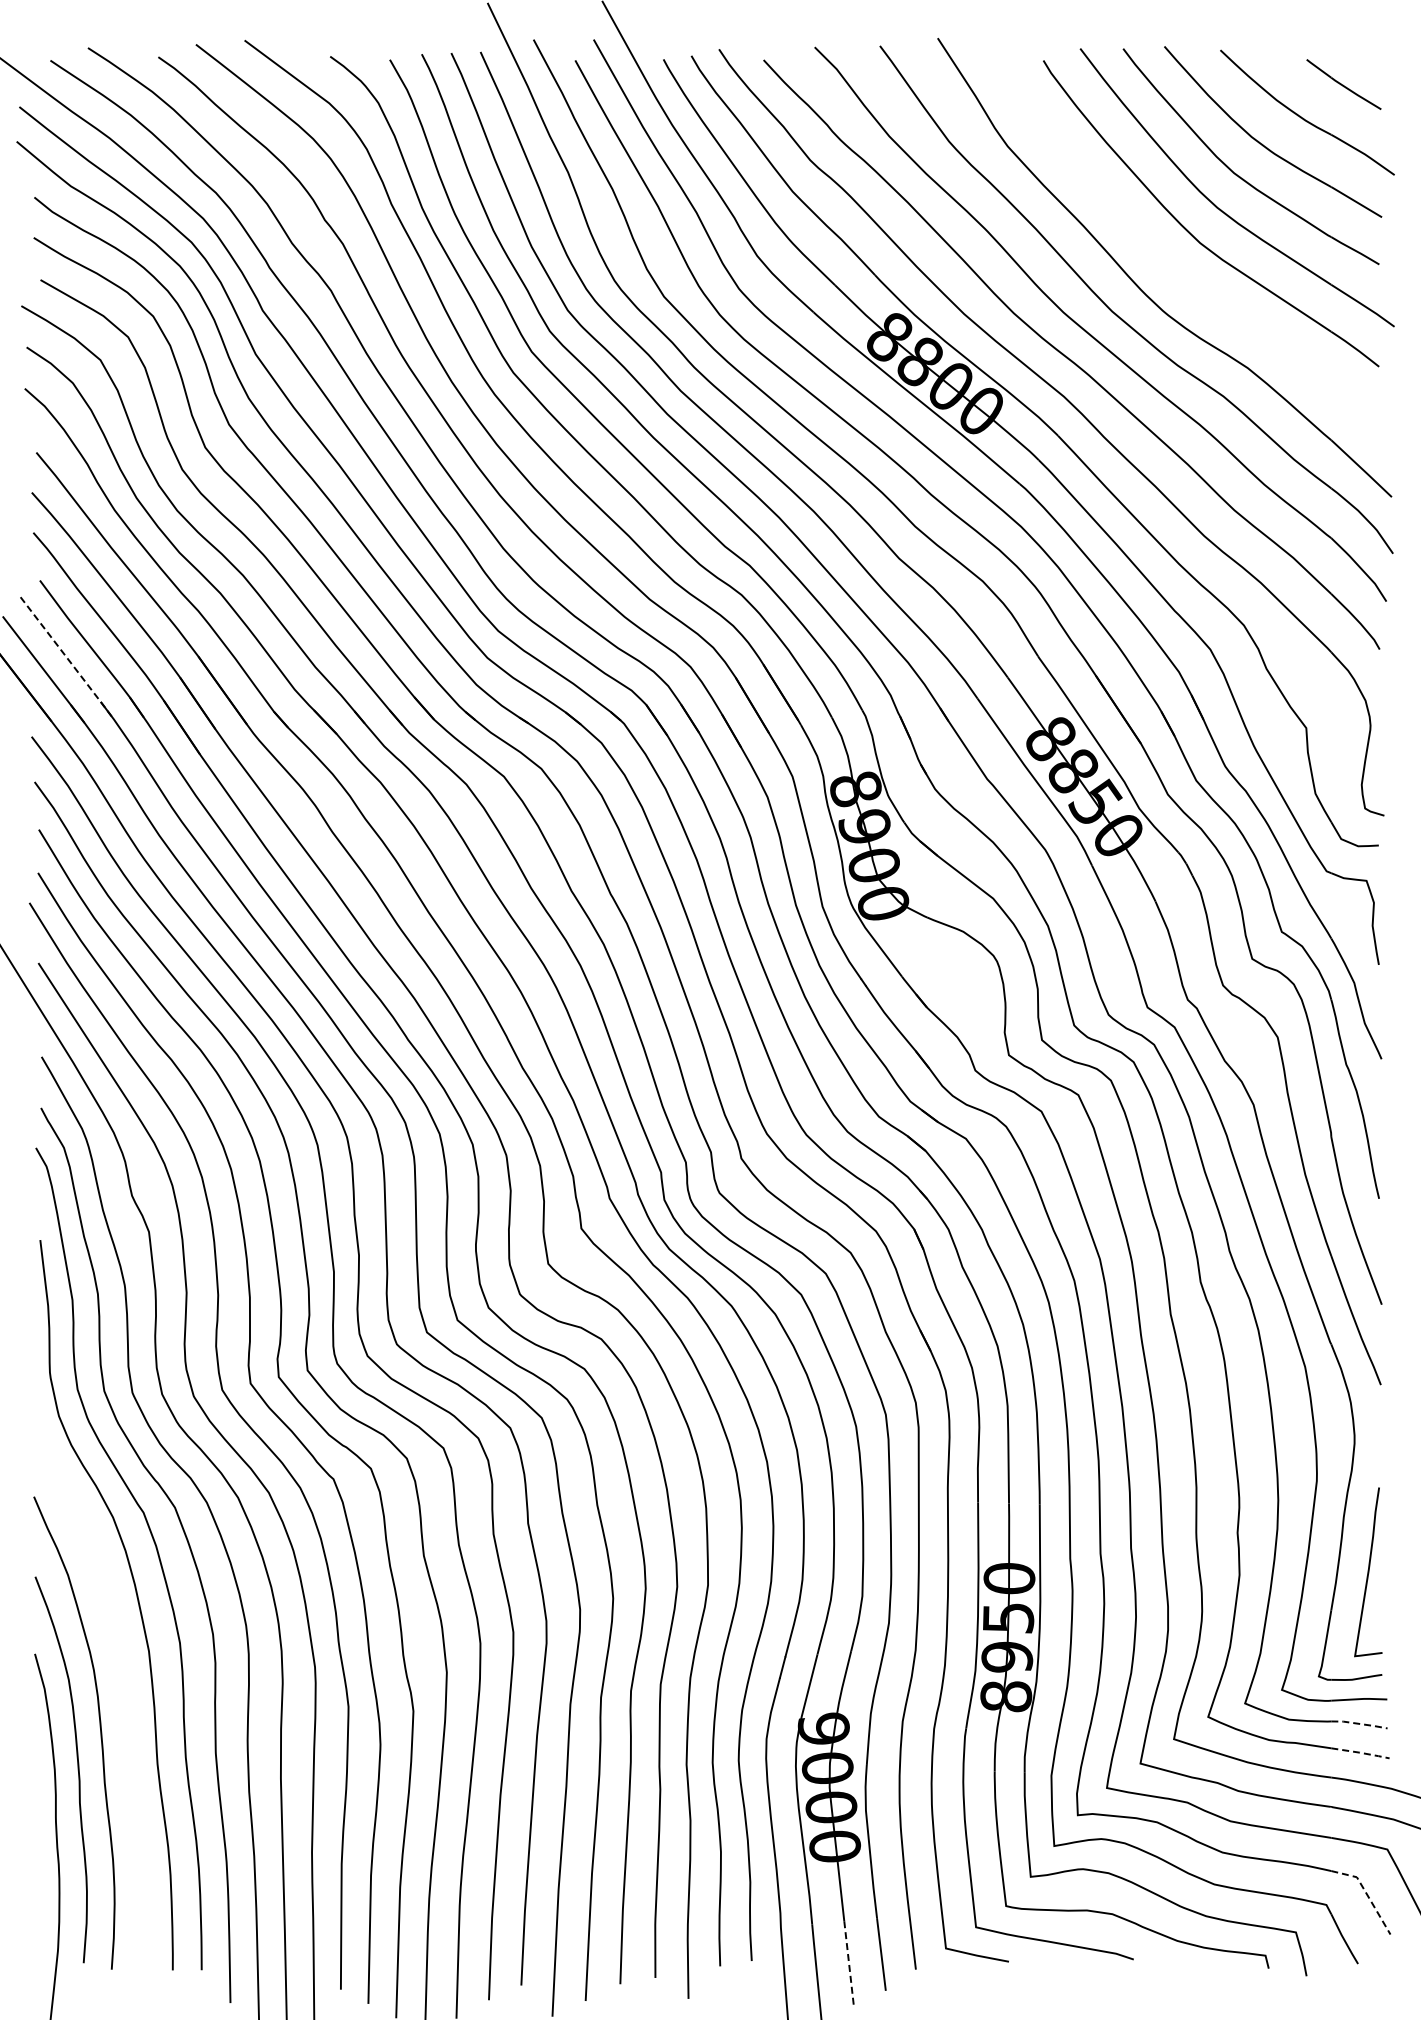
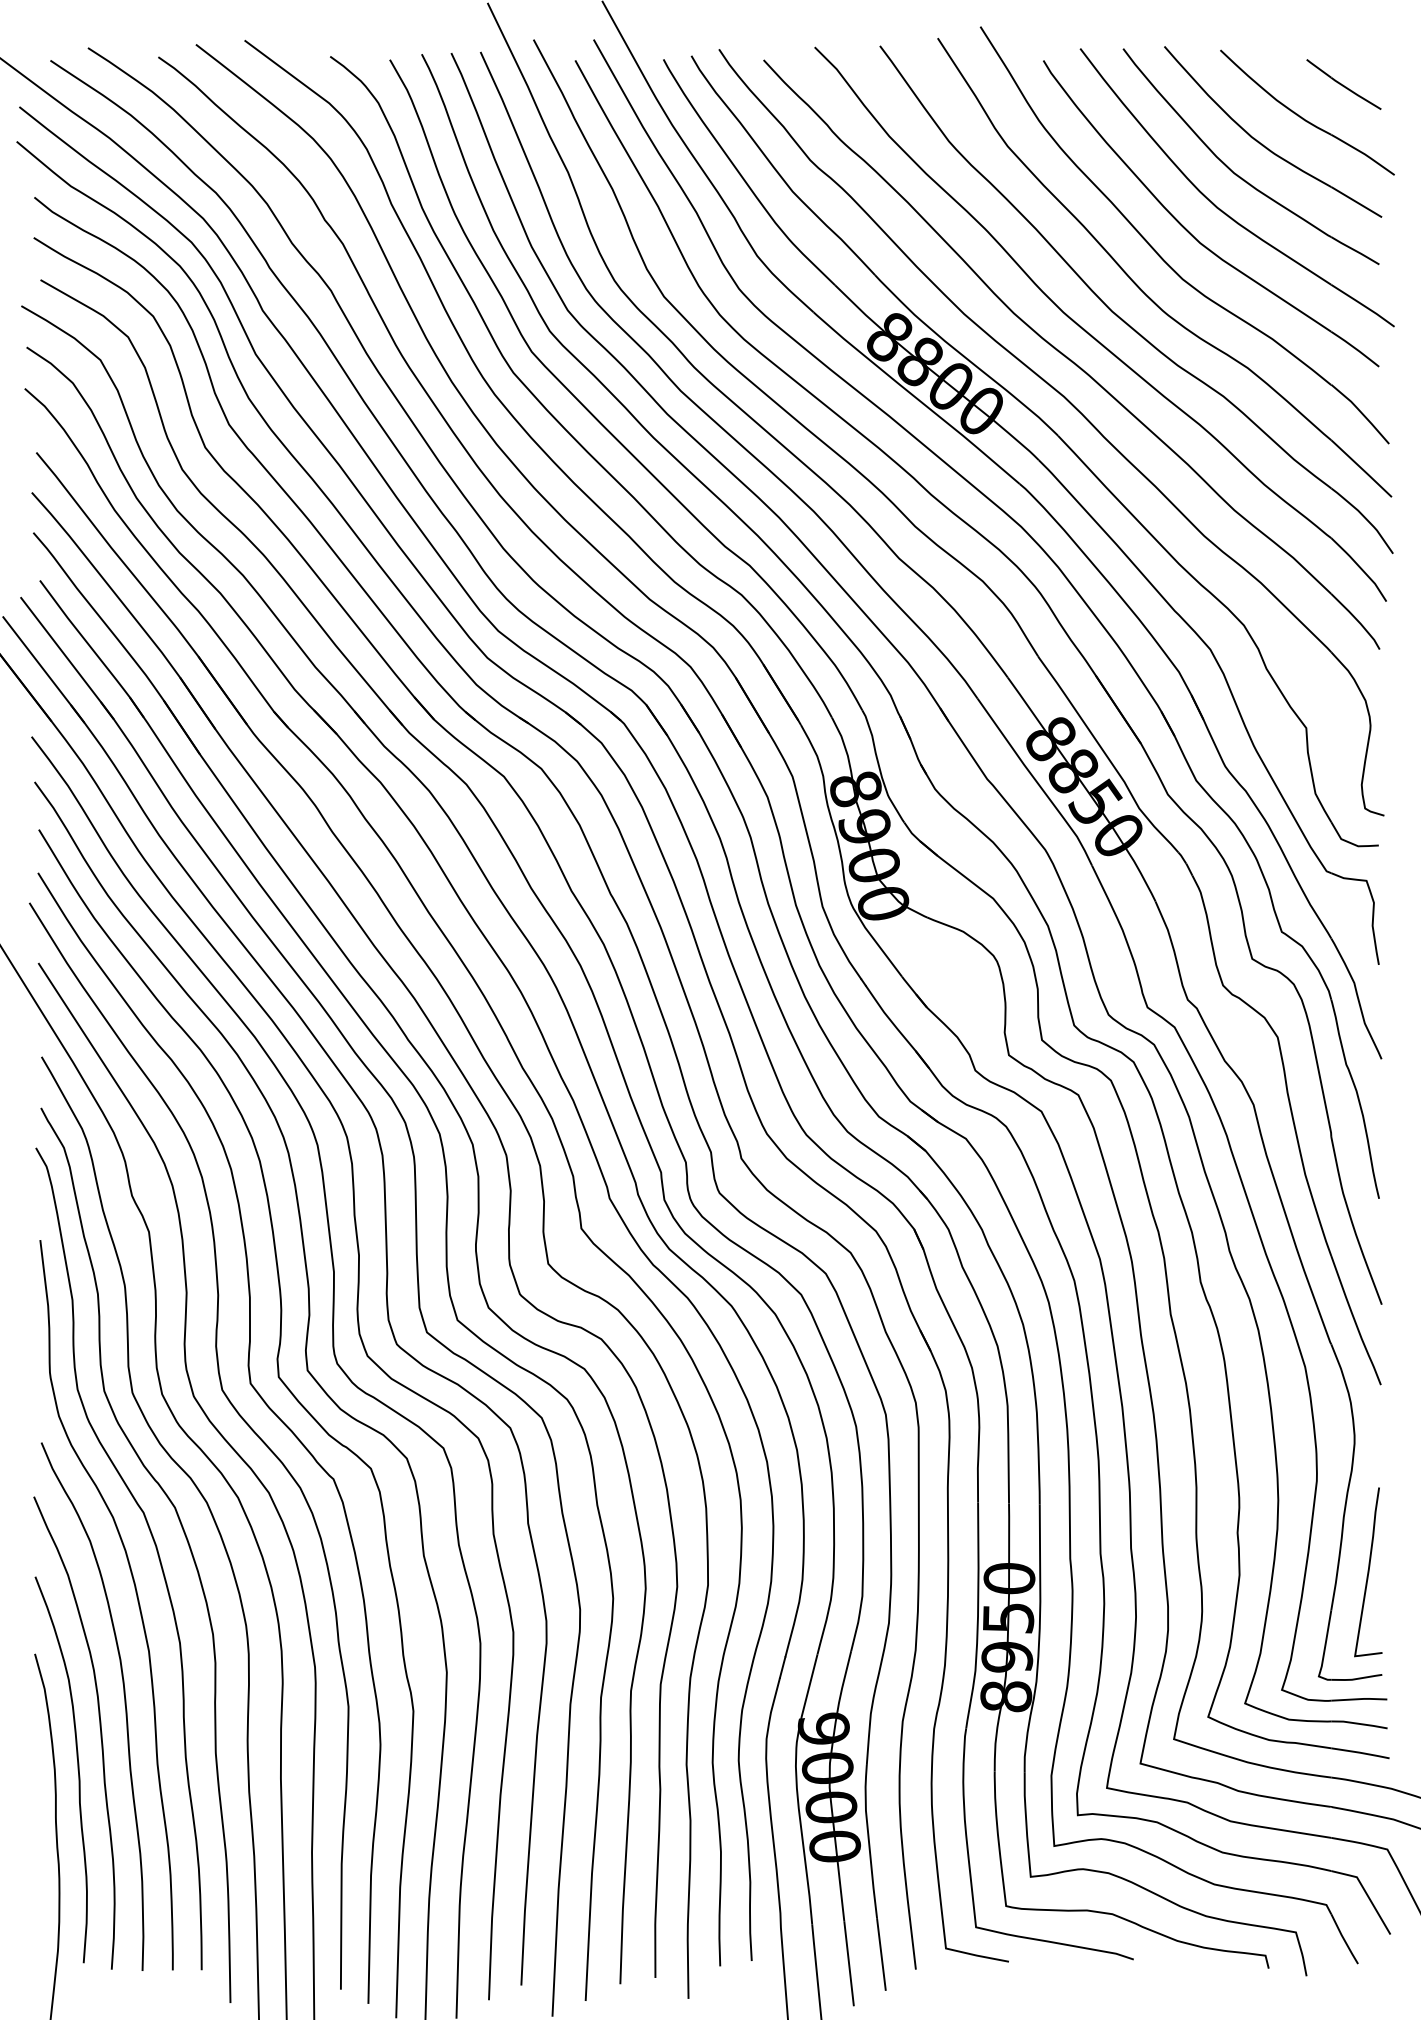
part: none -> present (1162, 257)
line: dashed -> solid (67, 659)
curve: none -> present (124, 1705)
line: dashed -> solid (1360, 1724)
line: dashed -> solid (1361, 1753)
line: dashed -> solid (1366, 1893)
line: dashed -> solid (849, 1963)
